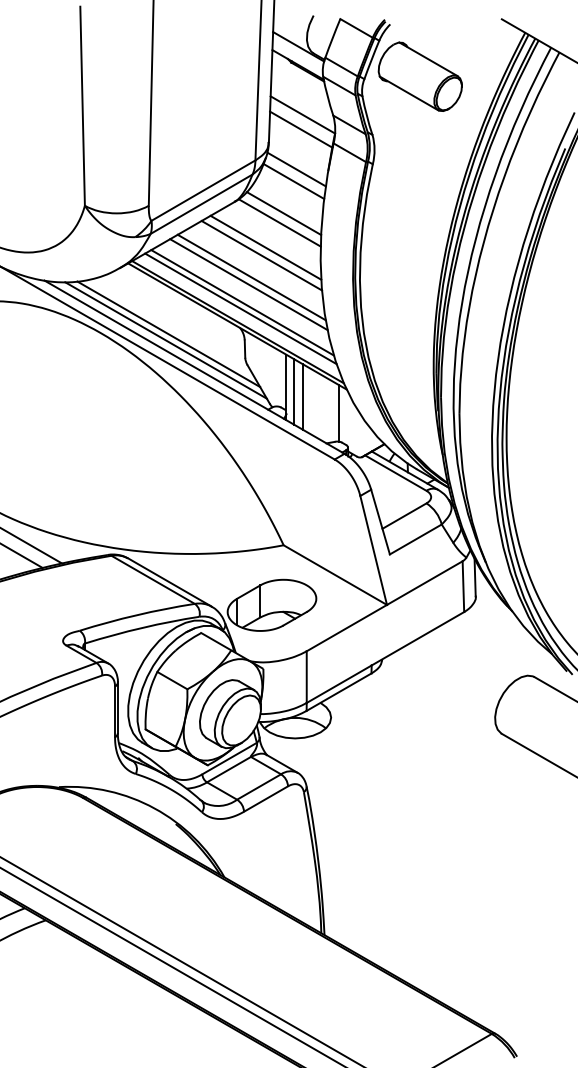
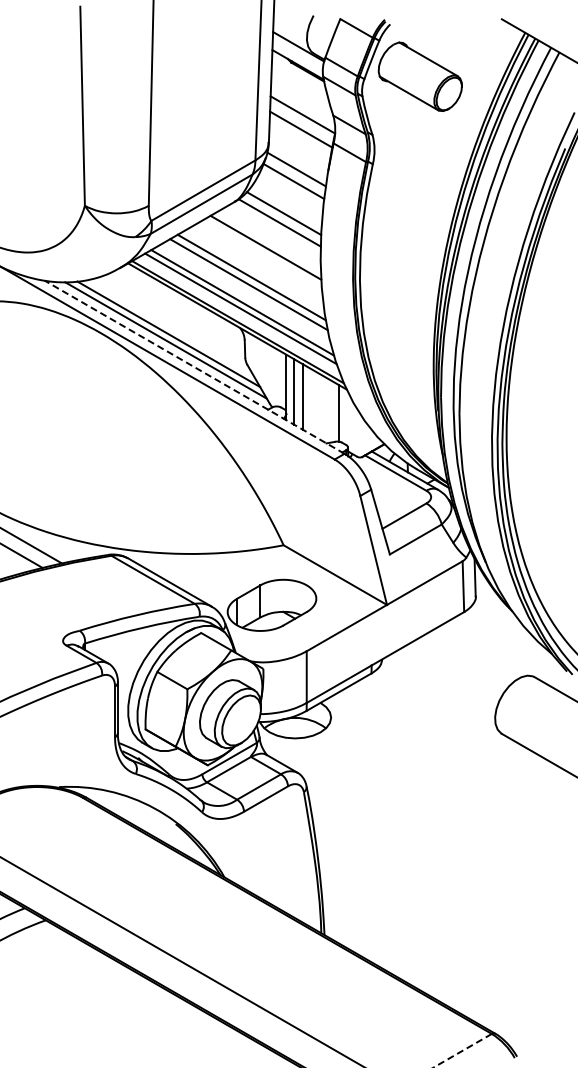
line: present -> none (261, 255)
line: solid -> dashed (194, 366)
line: present -> none (171, 966)
line: solid -> dashed (462, 1050)
